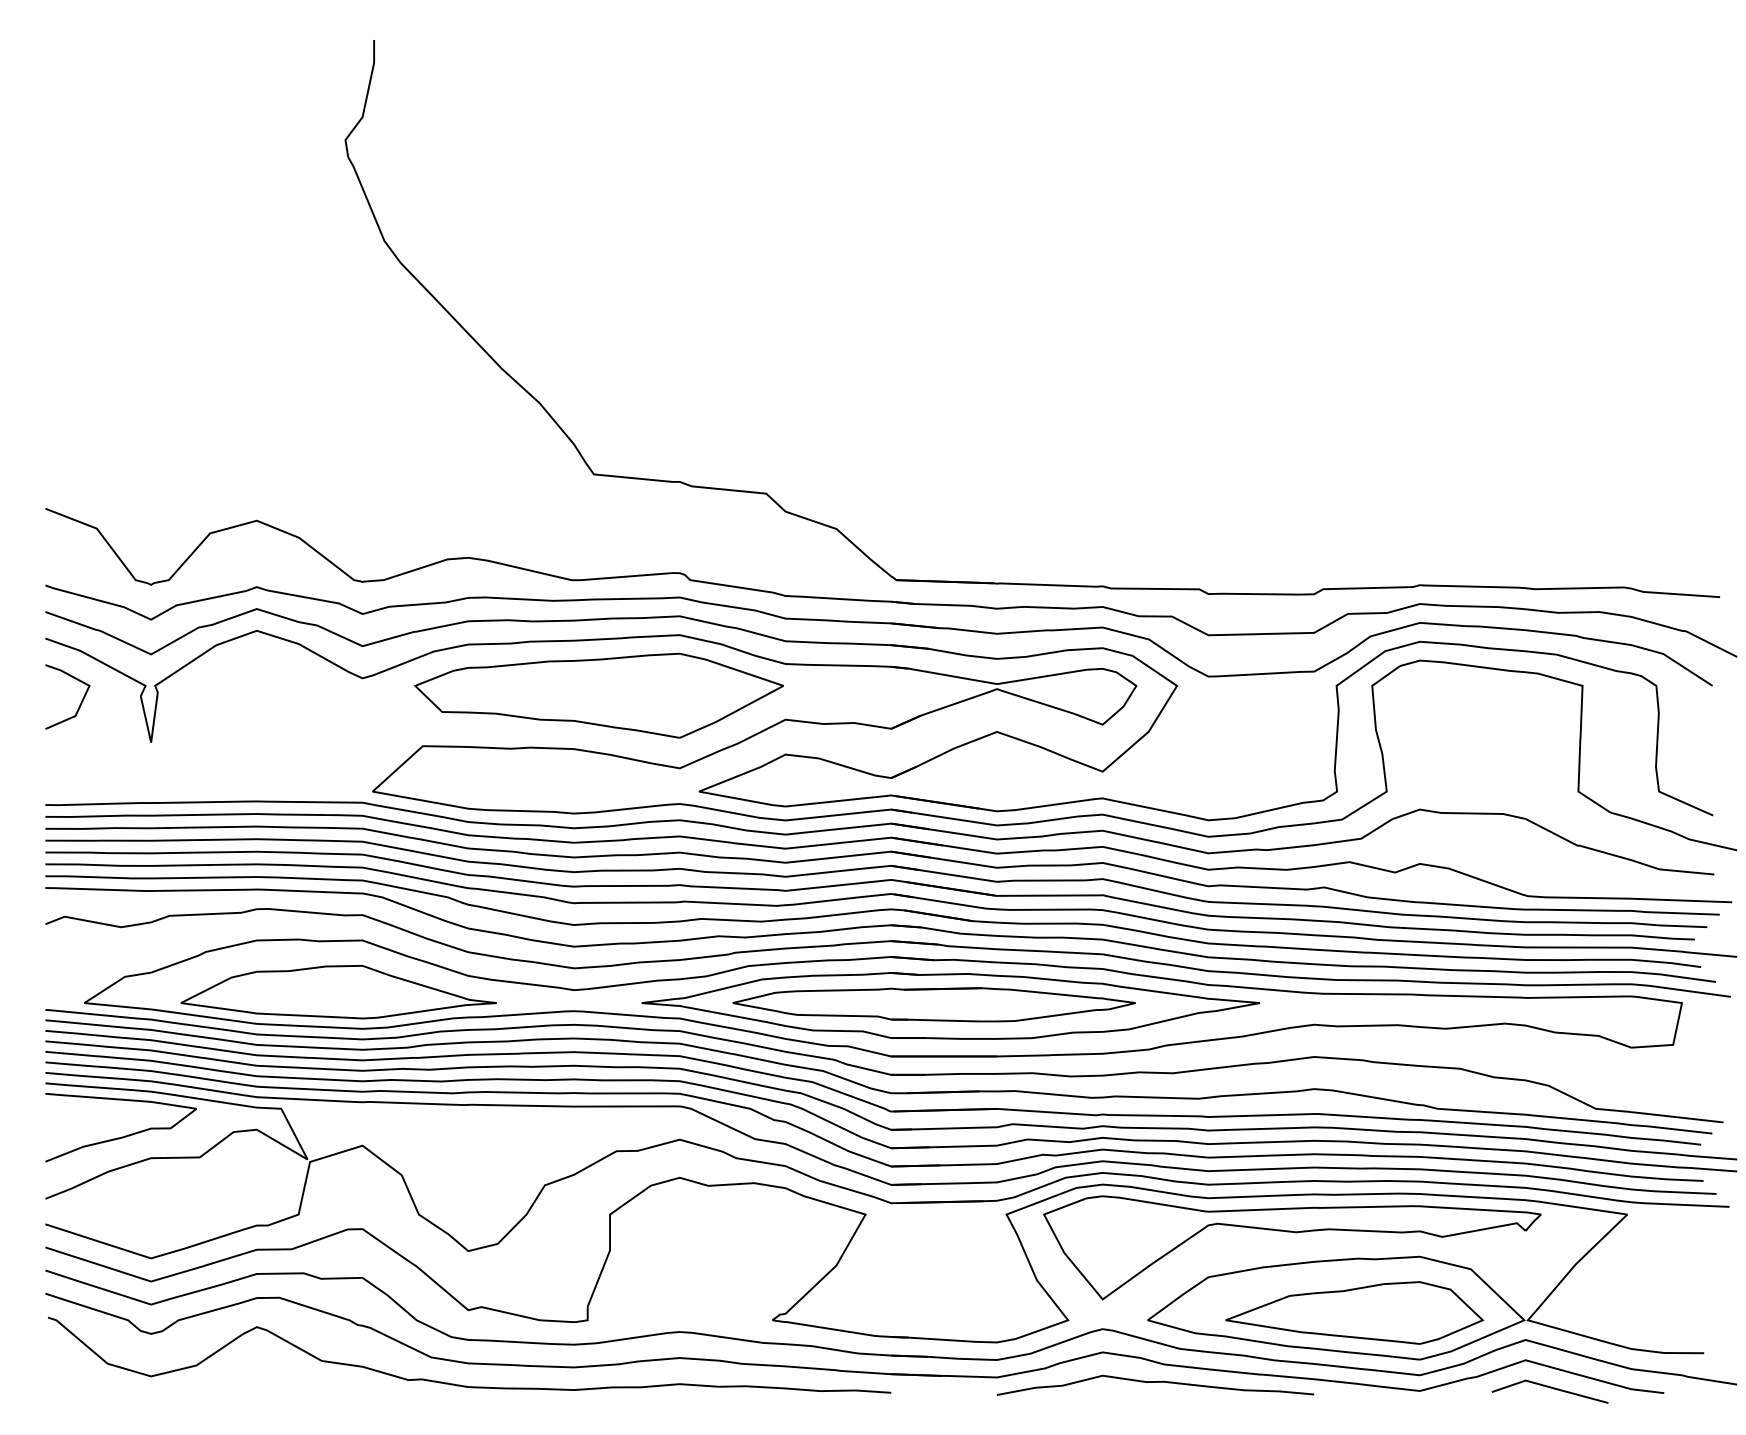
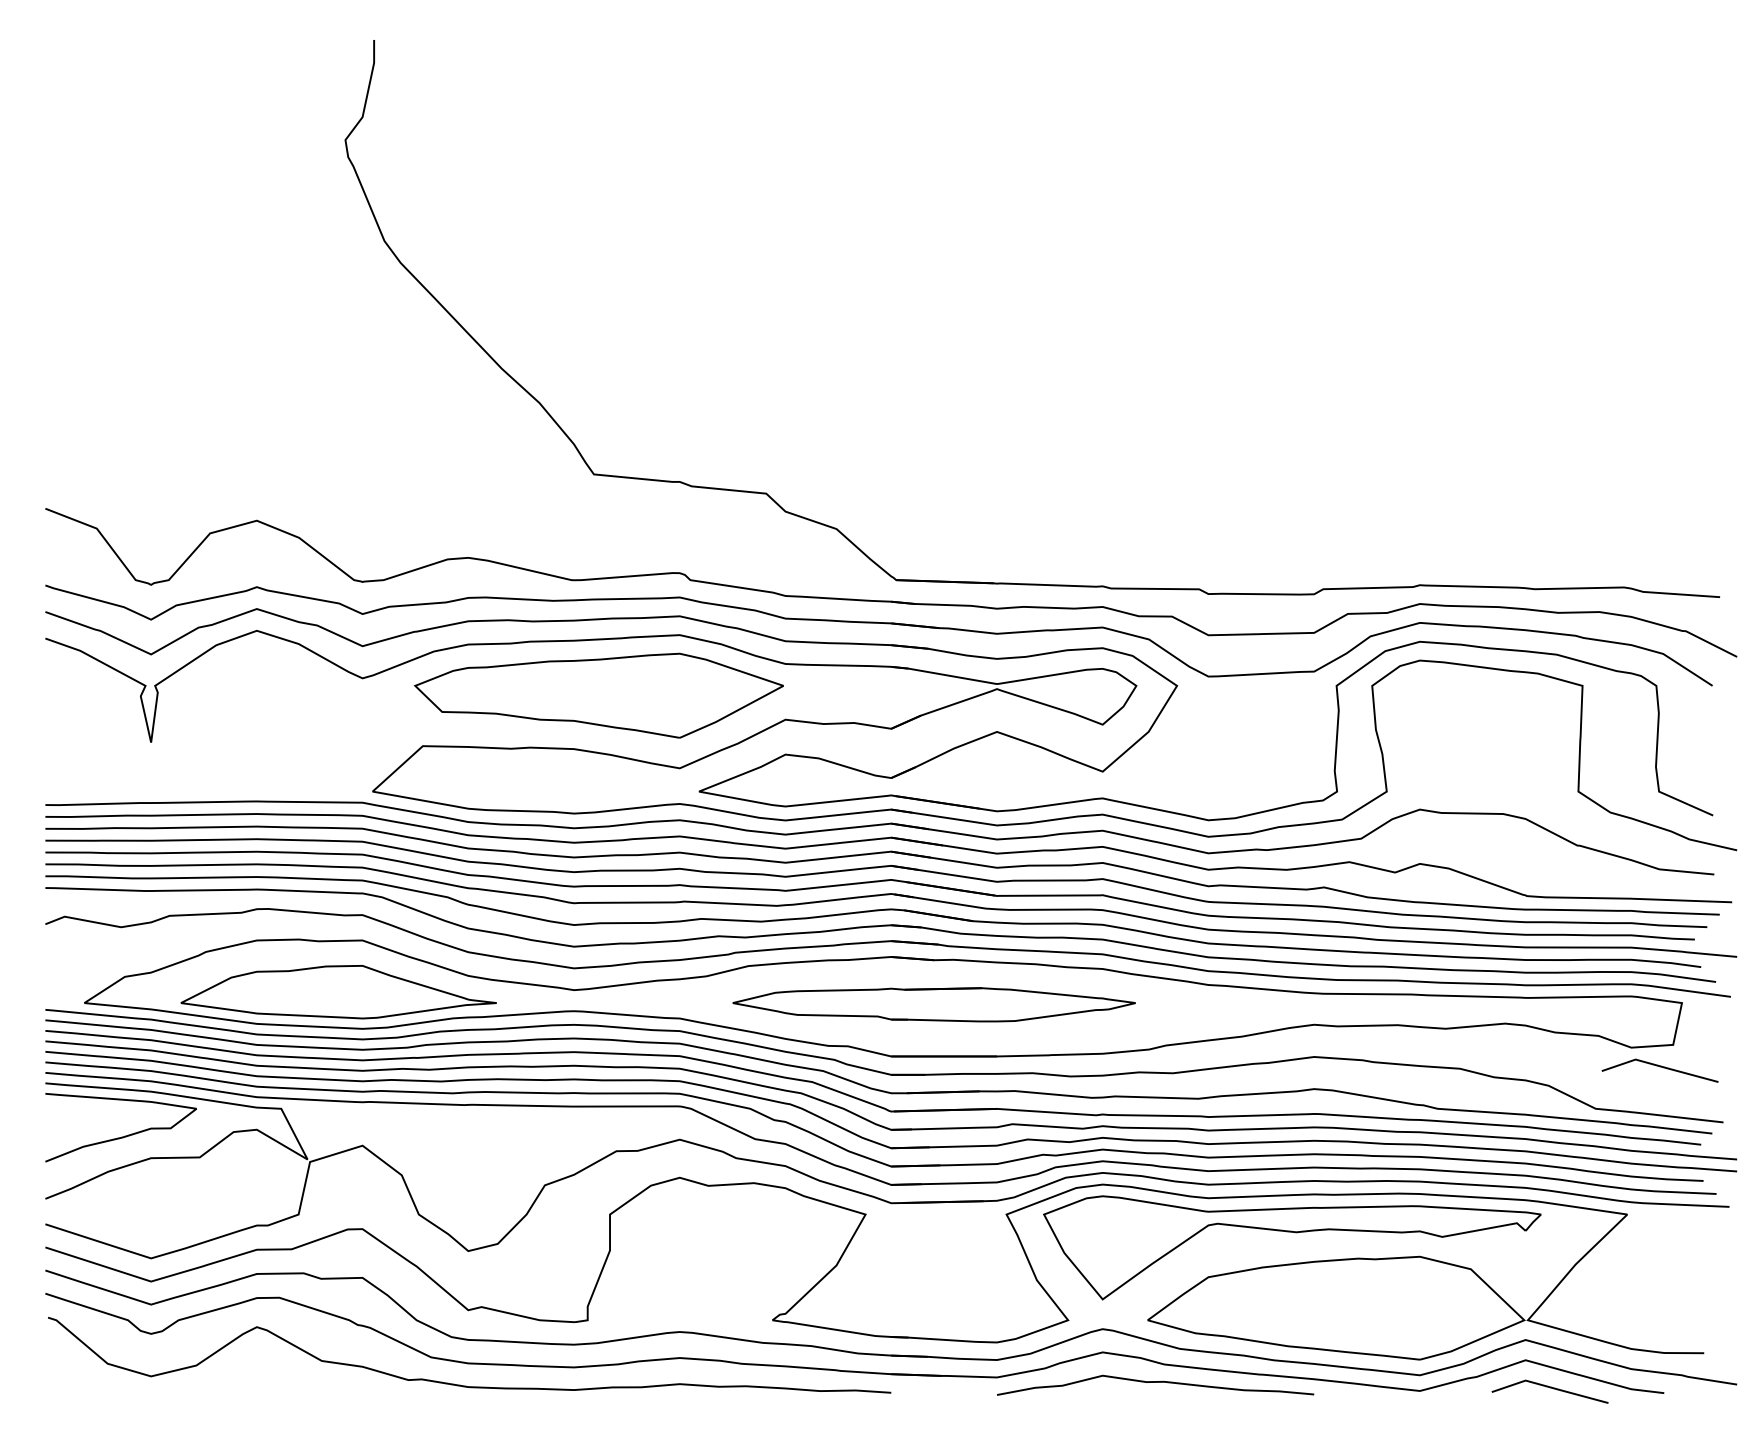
line: present -> none (80, 702)
part: present -> none (950, 1005)
line: none -> present (1659, 1067)
part: present -> none (1354, 1312)
